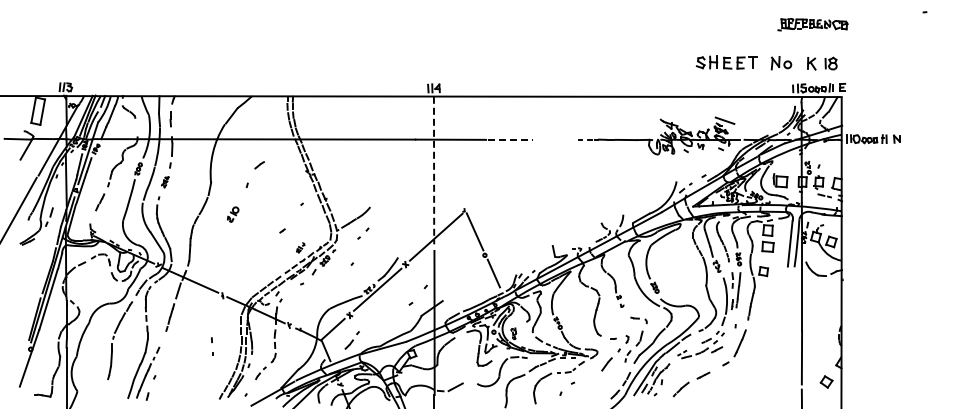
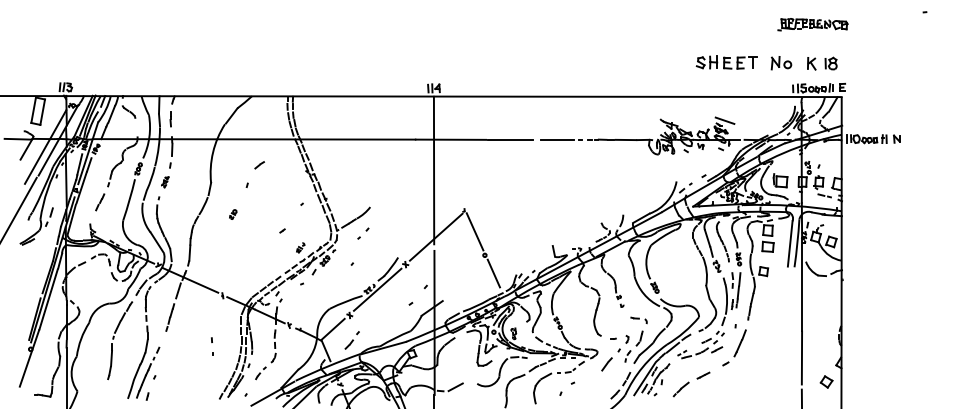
line: dashed -> solid (510, 139)
line: none -> present (557, 139)
line: none -> present (45, 146)
line: dashed -> solid (434, 170)
part size: 14x17 px -> 9x11 px (233, 214)
